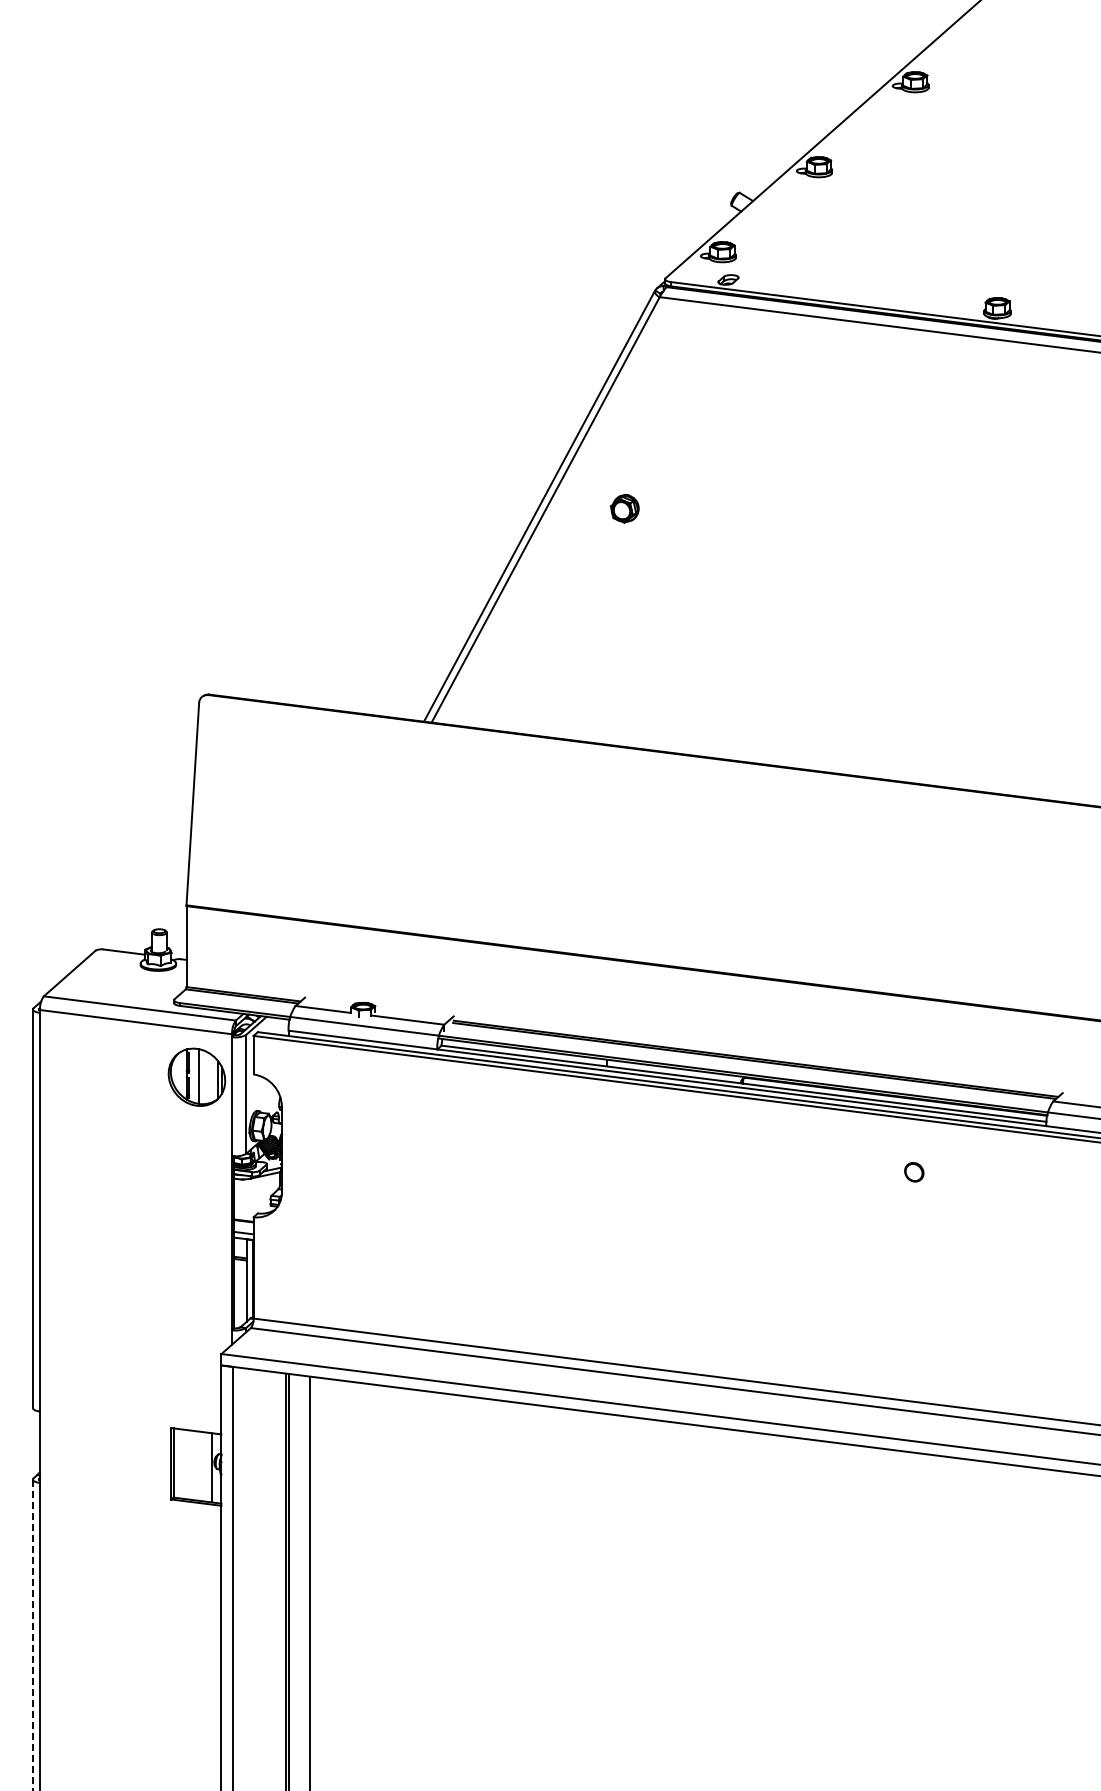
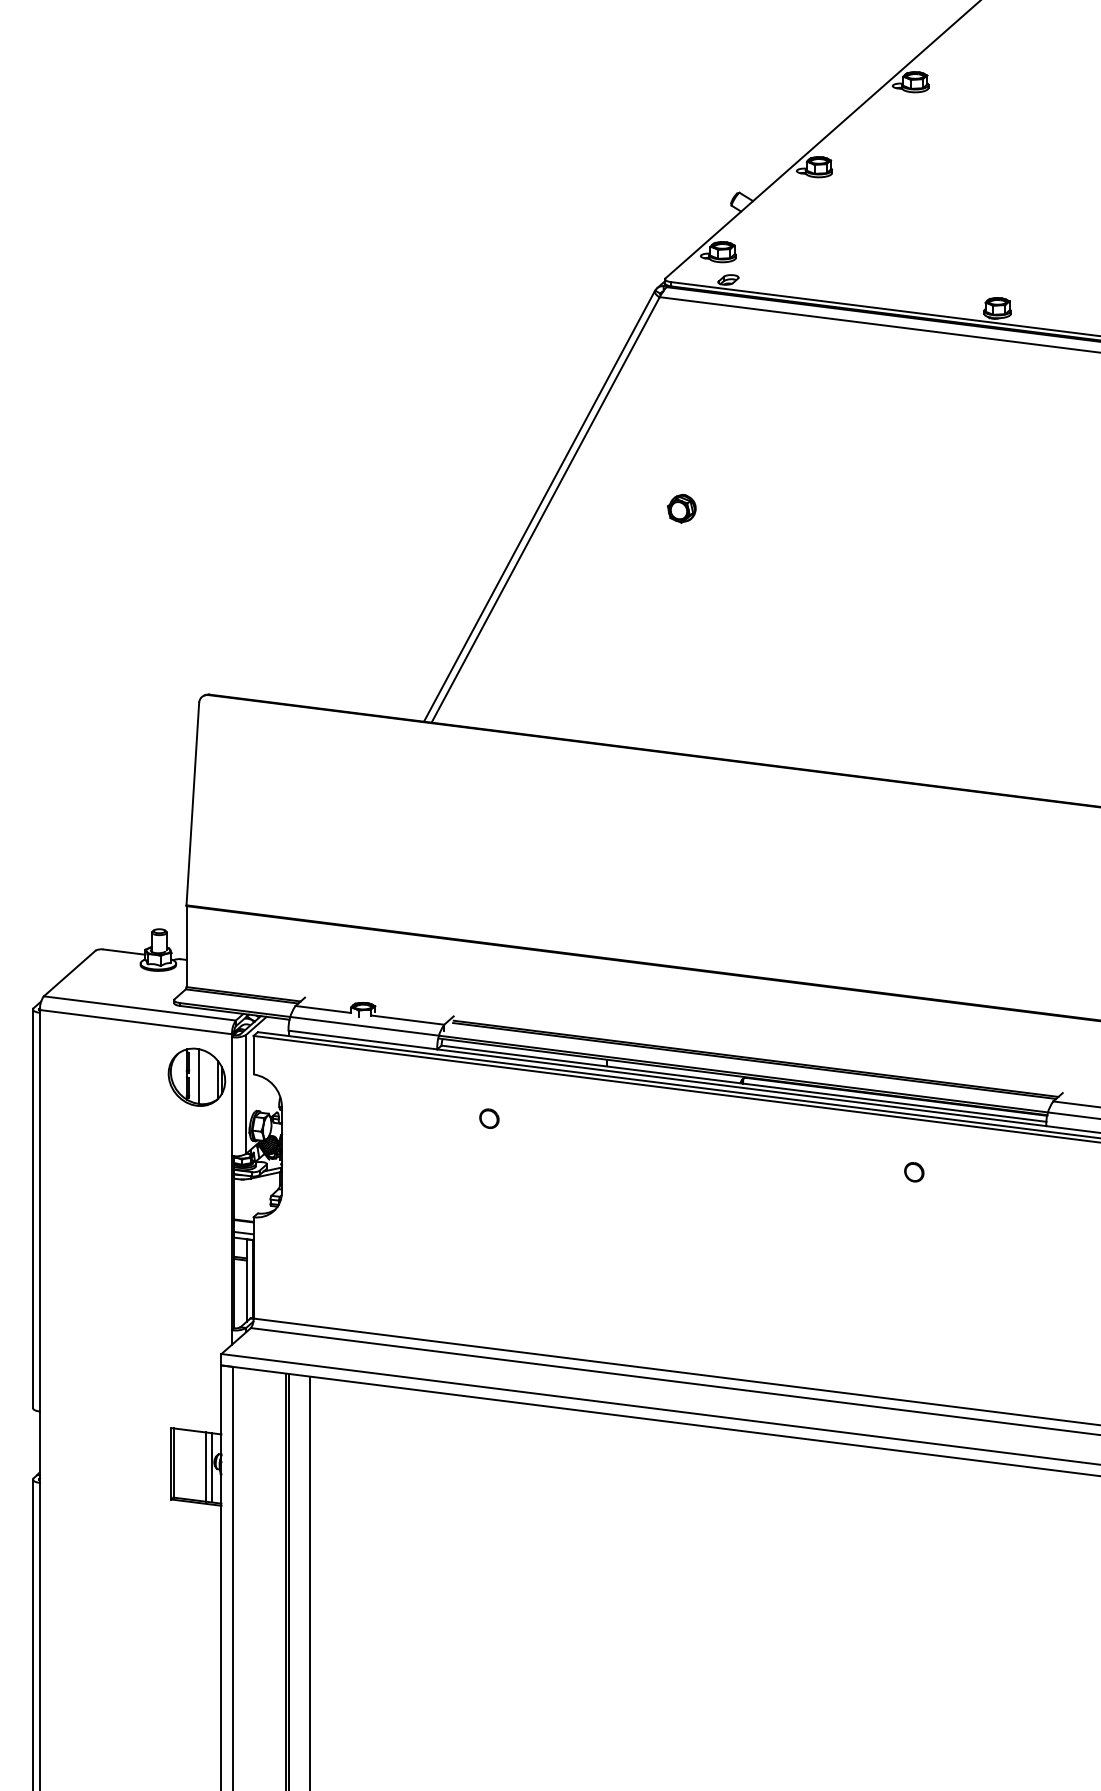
part position: (624, 508) -> (681, 508) (681, 508)
part: none -> present (489, 1118)
line: none -> present (206, 1466)
line: dashed -> solid (32, 1635)
